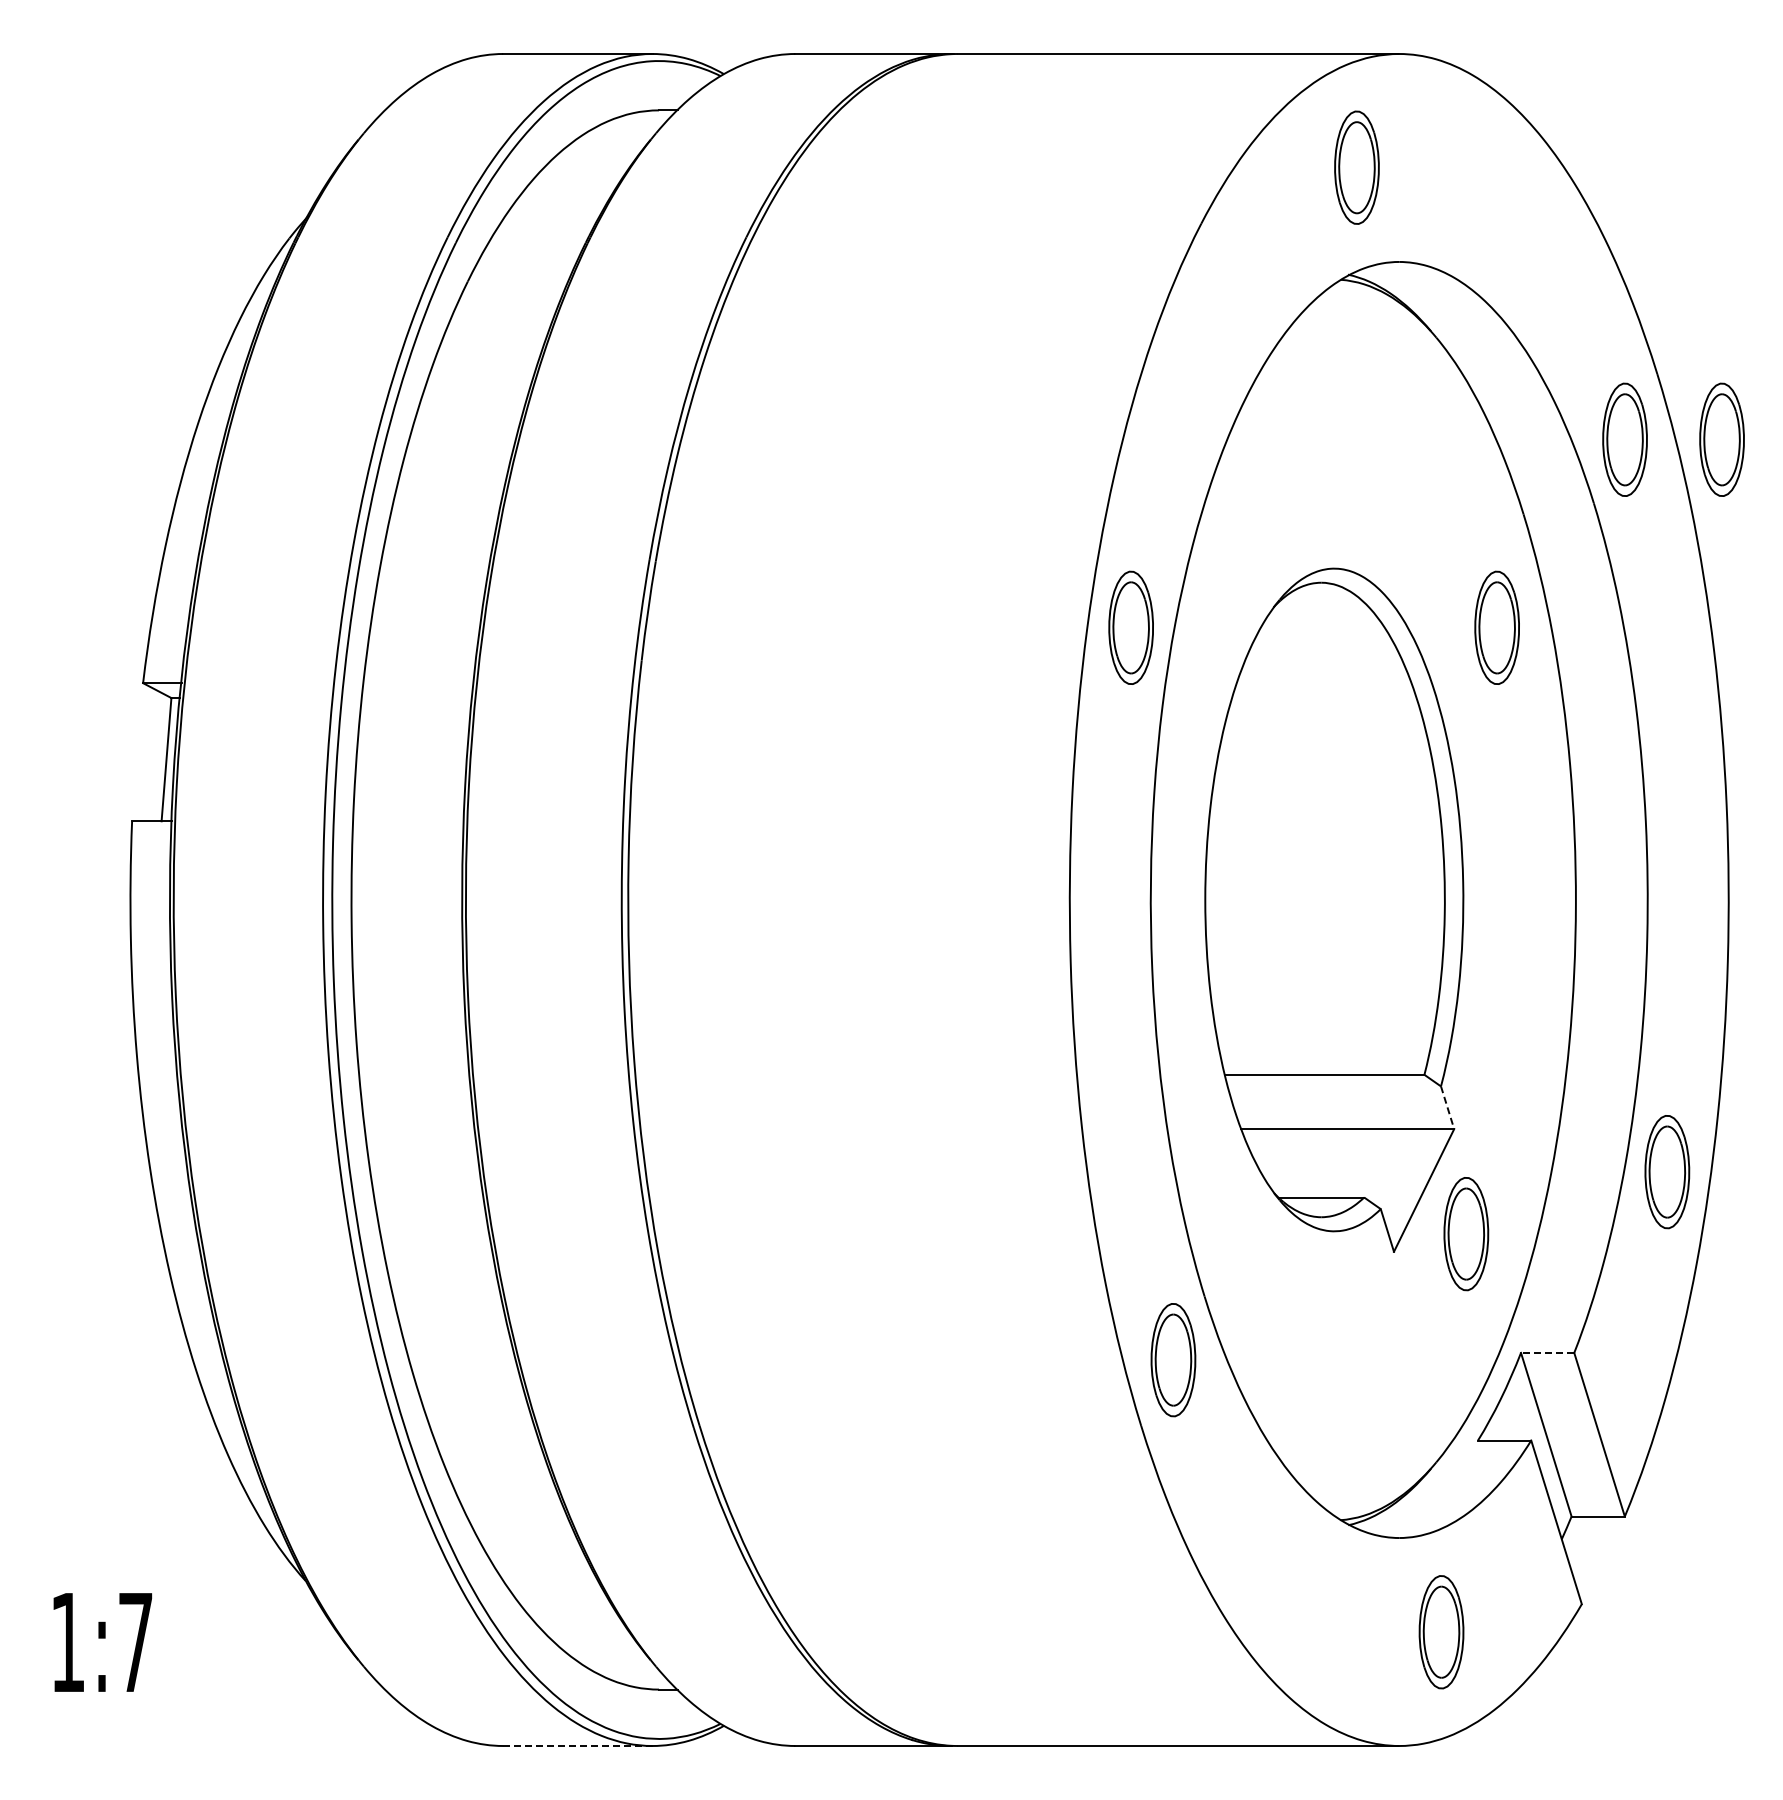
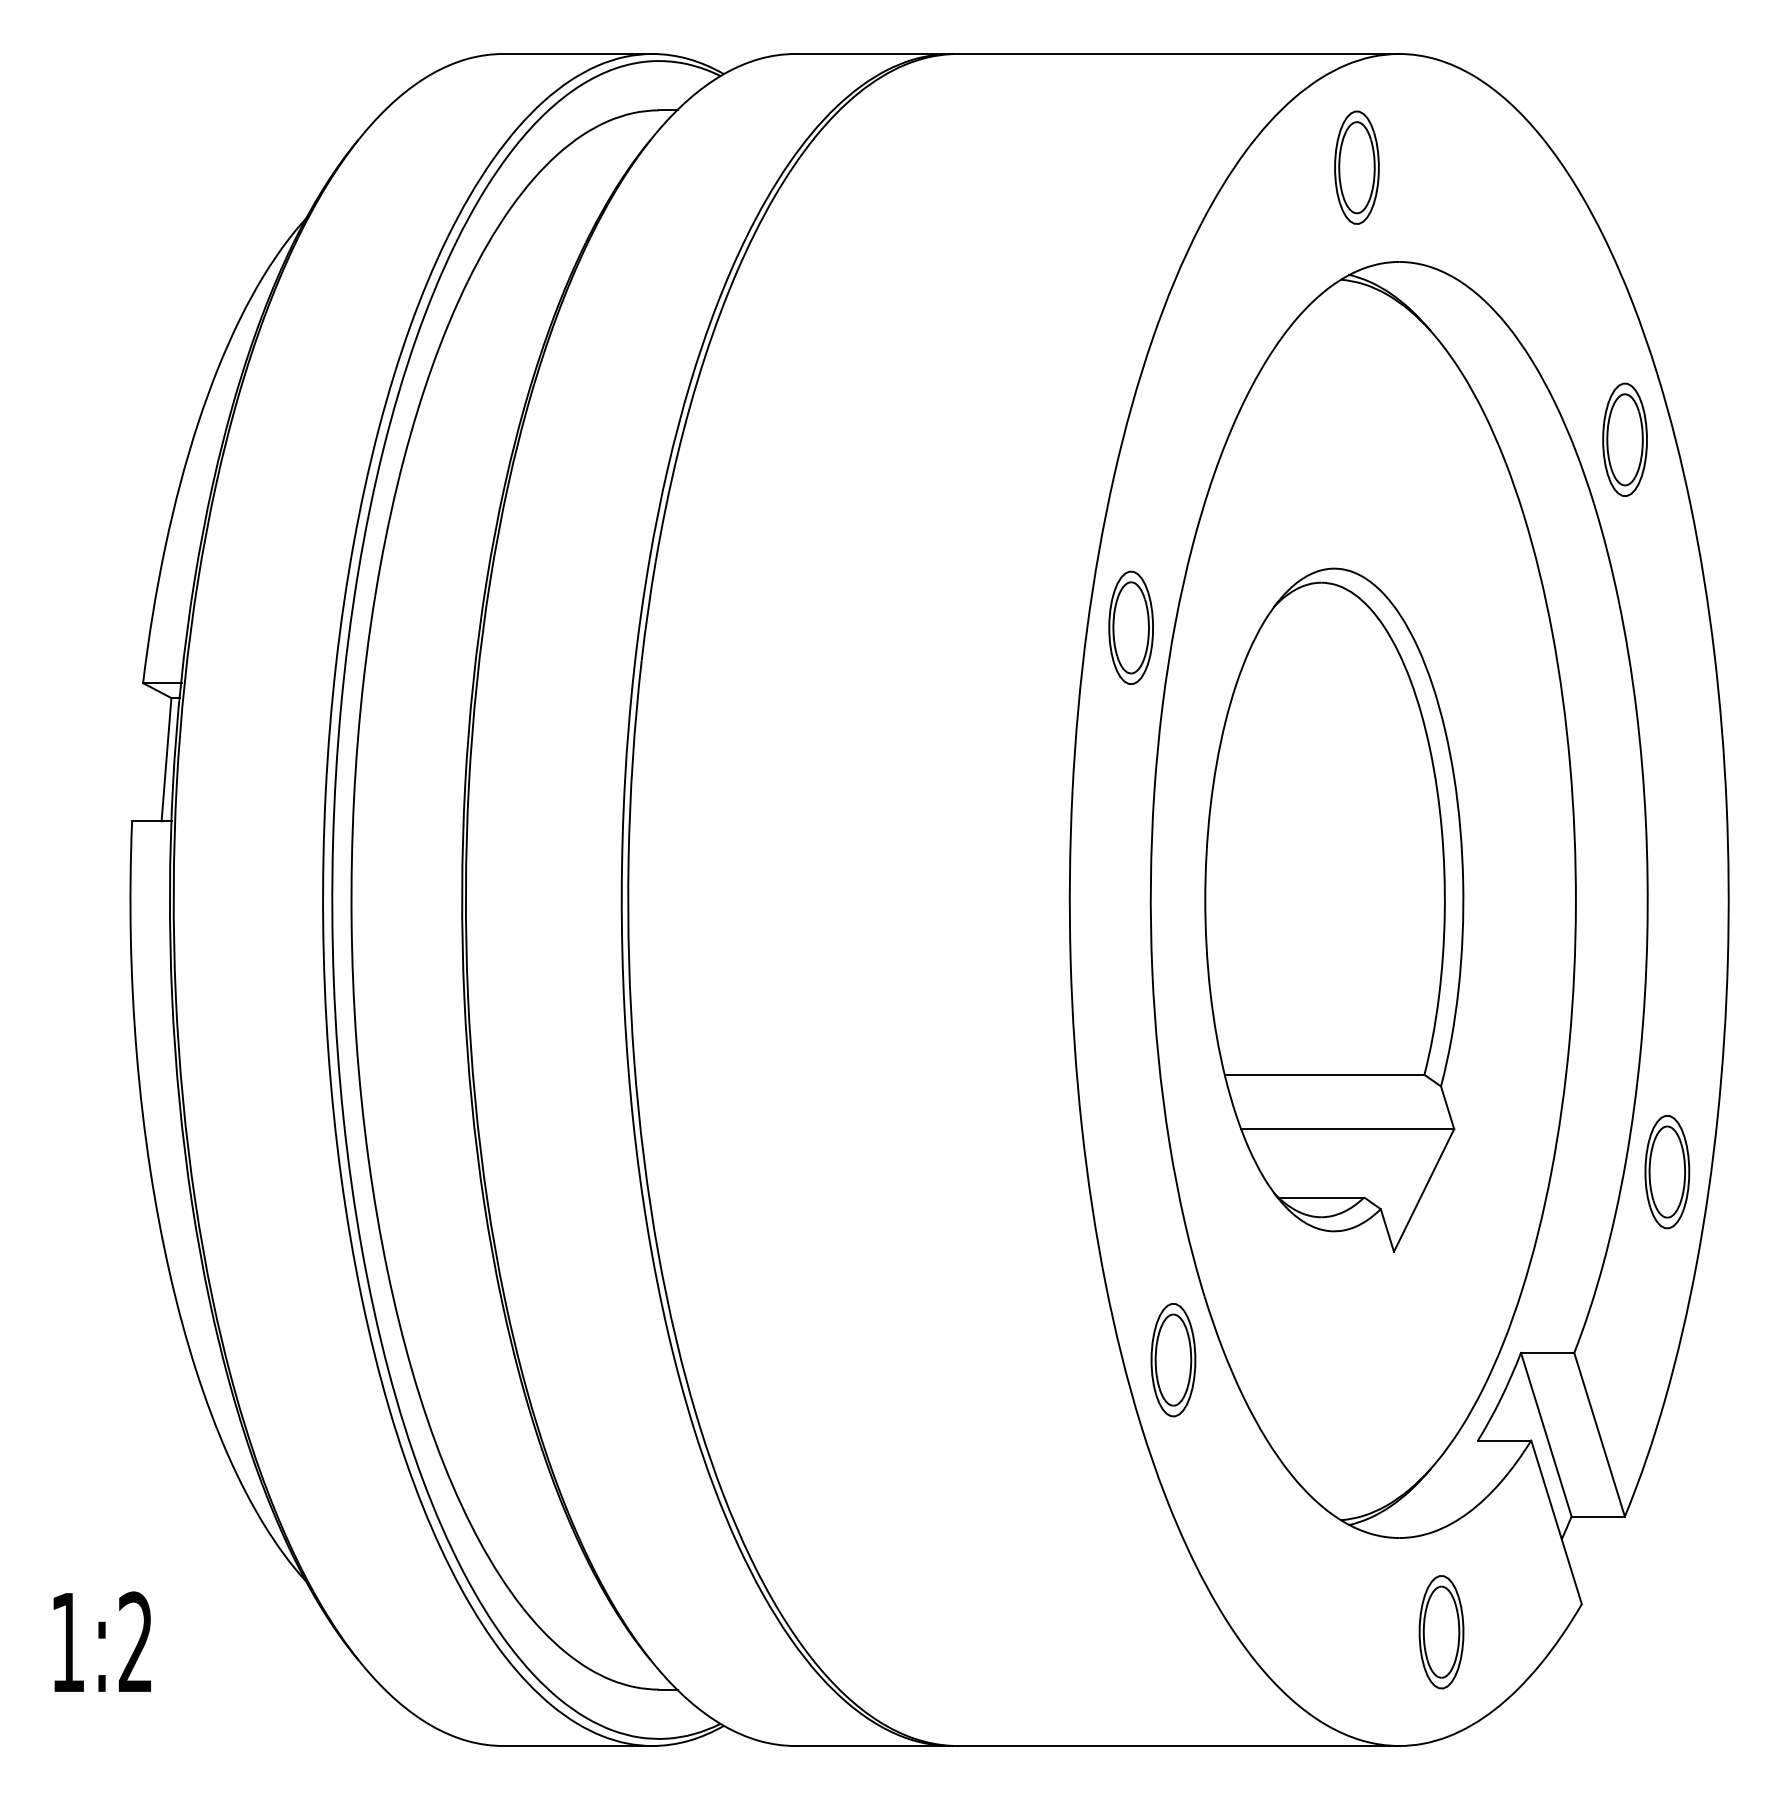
part: present -> none (1721, 439)
part: present -> none (1496, 627)
line: dashed -> solid (1447, 1108)
part: present -> none (1466, 1234)
line: dashed -> solid (1547, 1352)
text: 1:7 -> 1:2 (135, 1641)
line: dashed -> solid (577, 1746)
